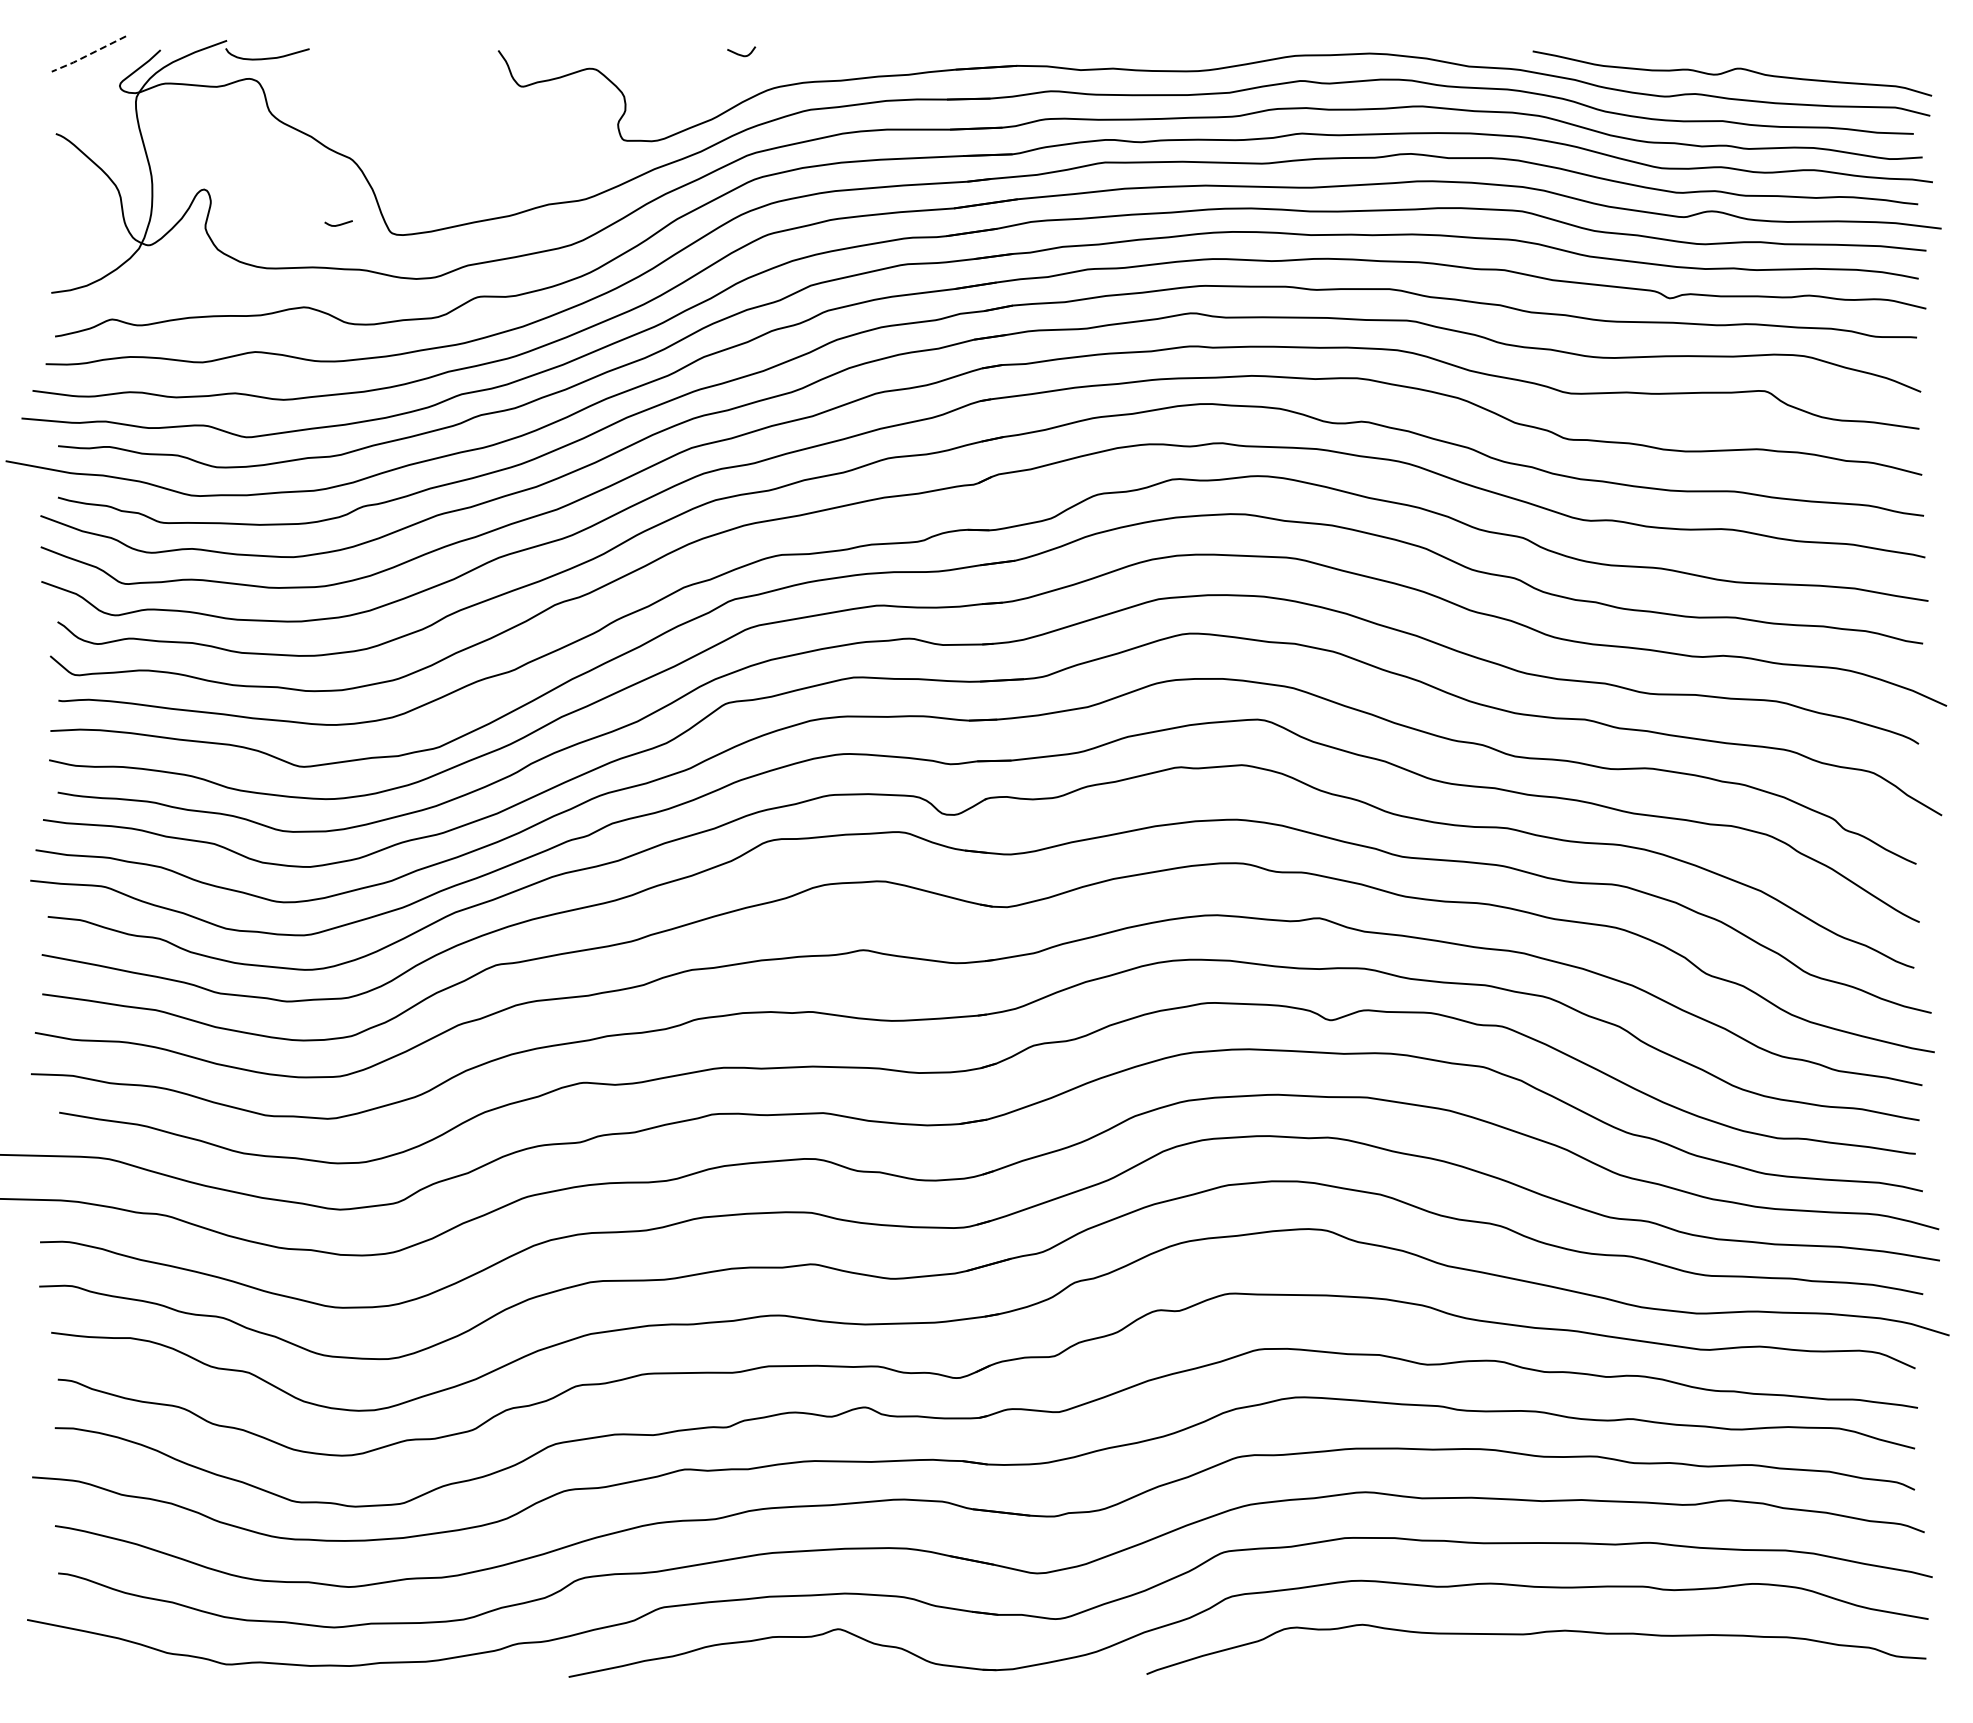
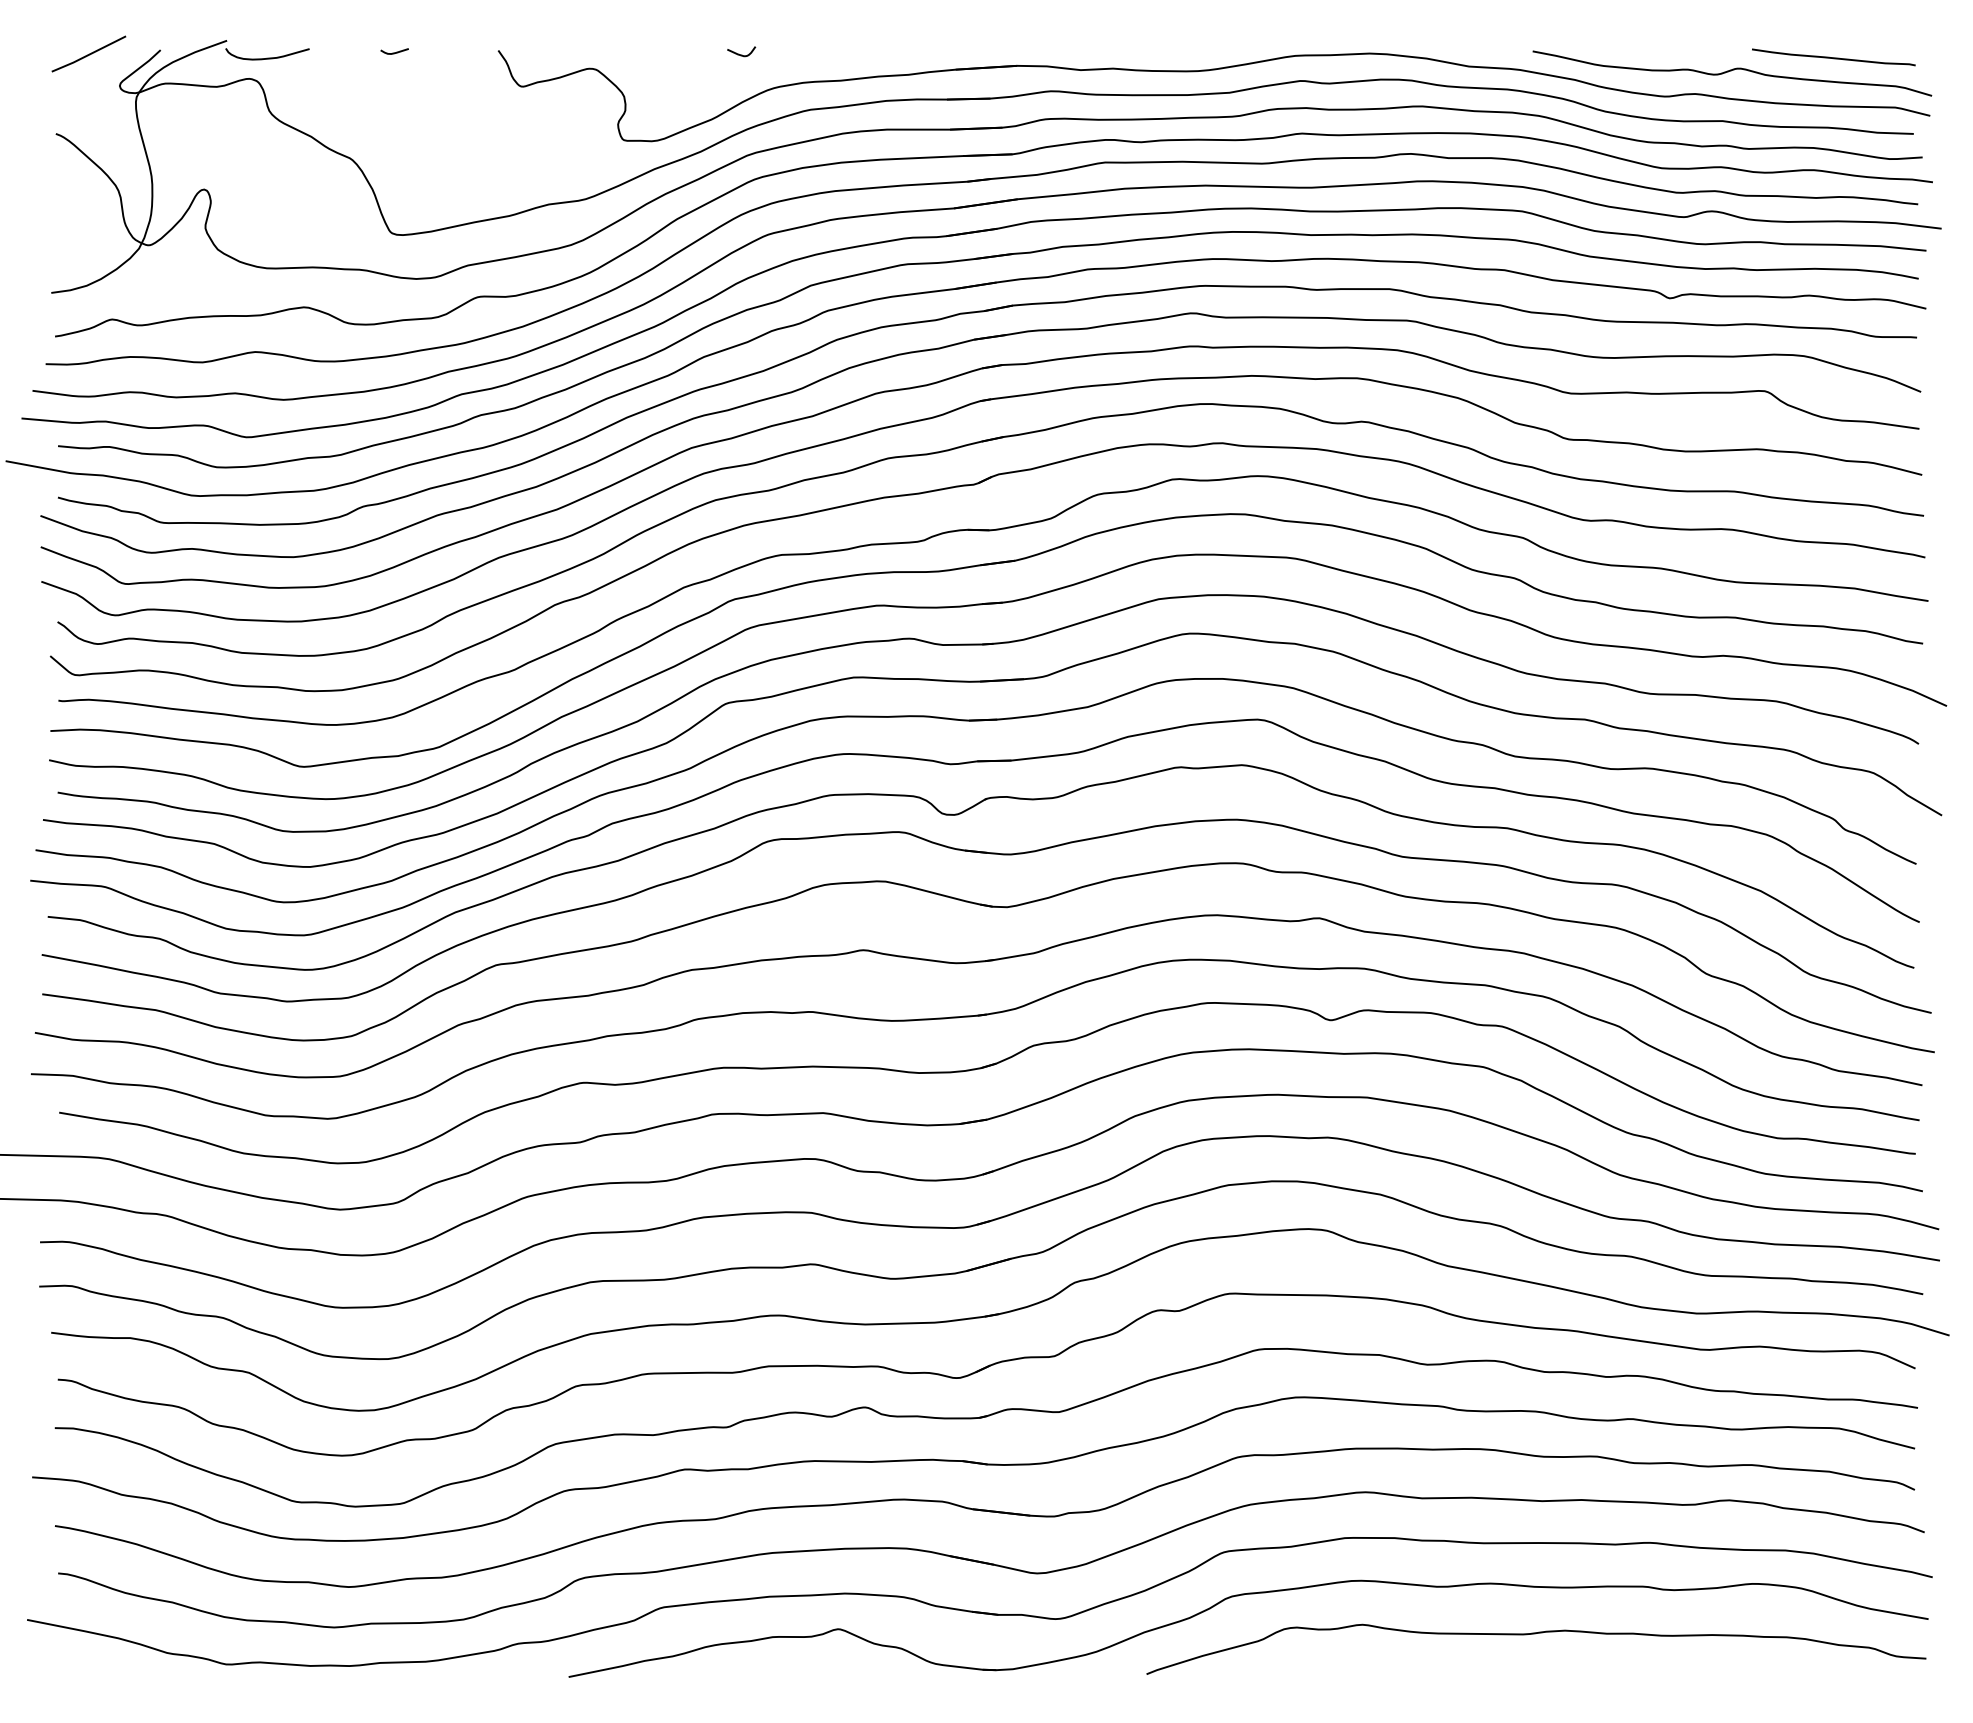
line: dashed -> solid (88, 55)
curve: none -> present (1833, 57)
curve position: (338, 224) -> (394, 52) (394, 52)
